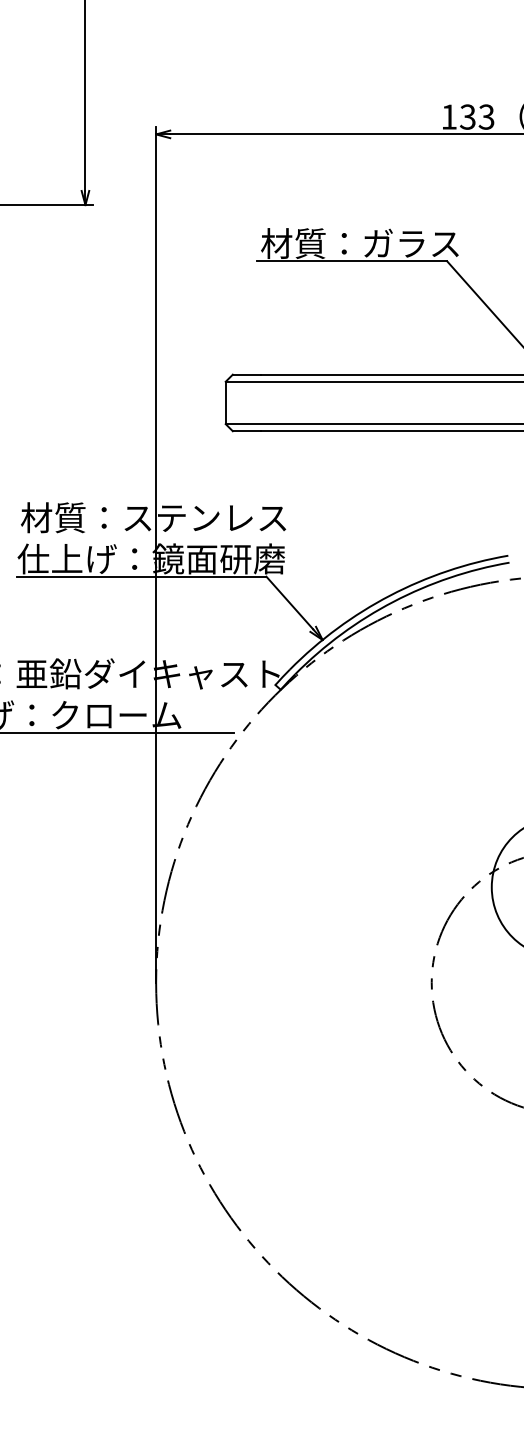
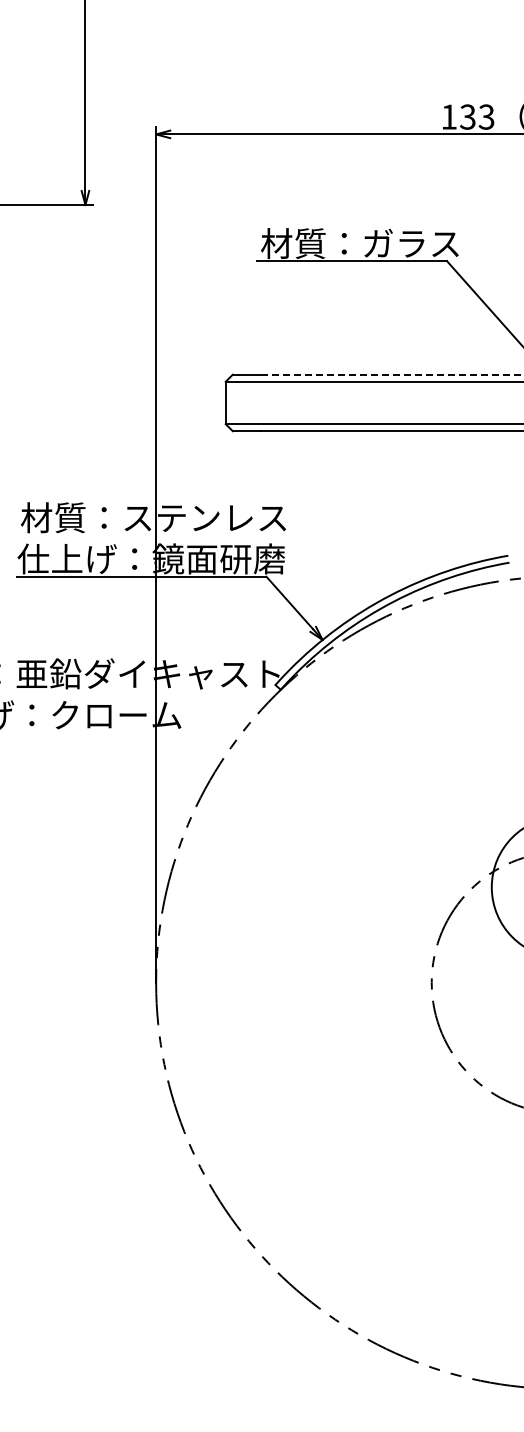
line: solid -> dashed (393, 374)
line: present -> none (117, 732)
